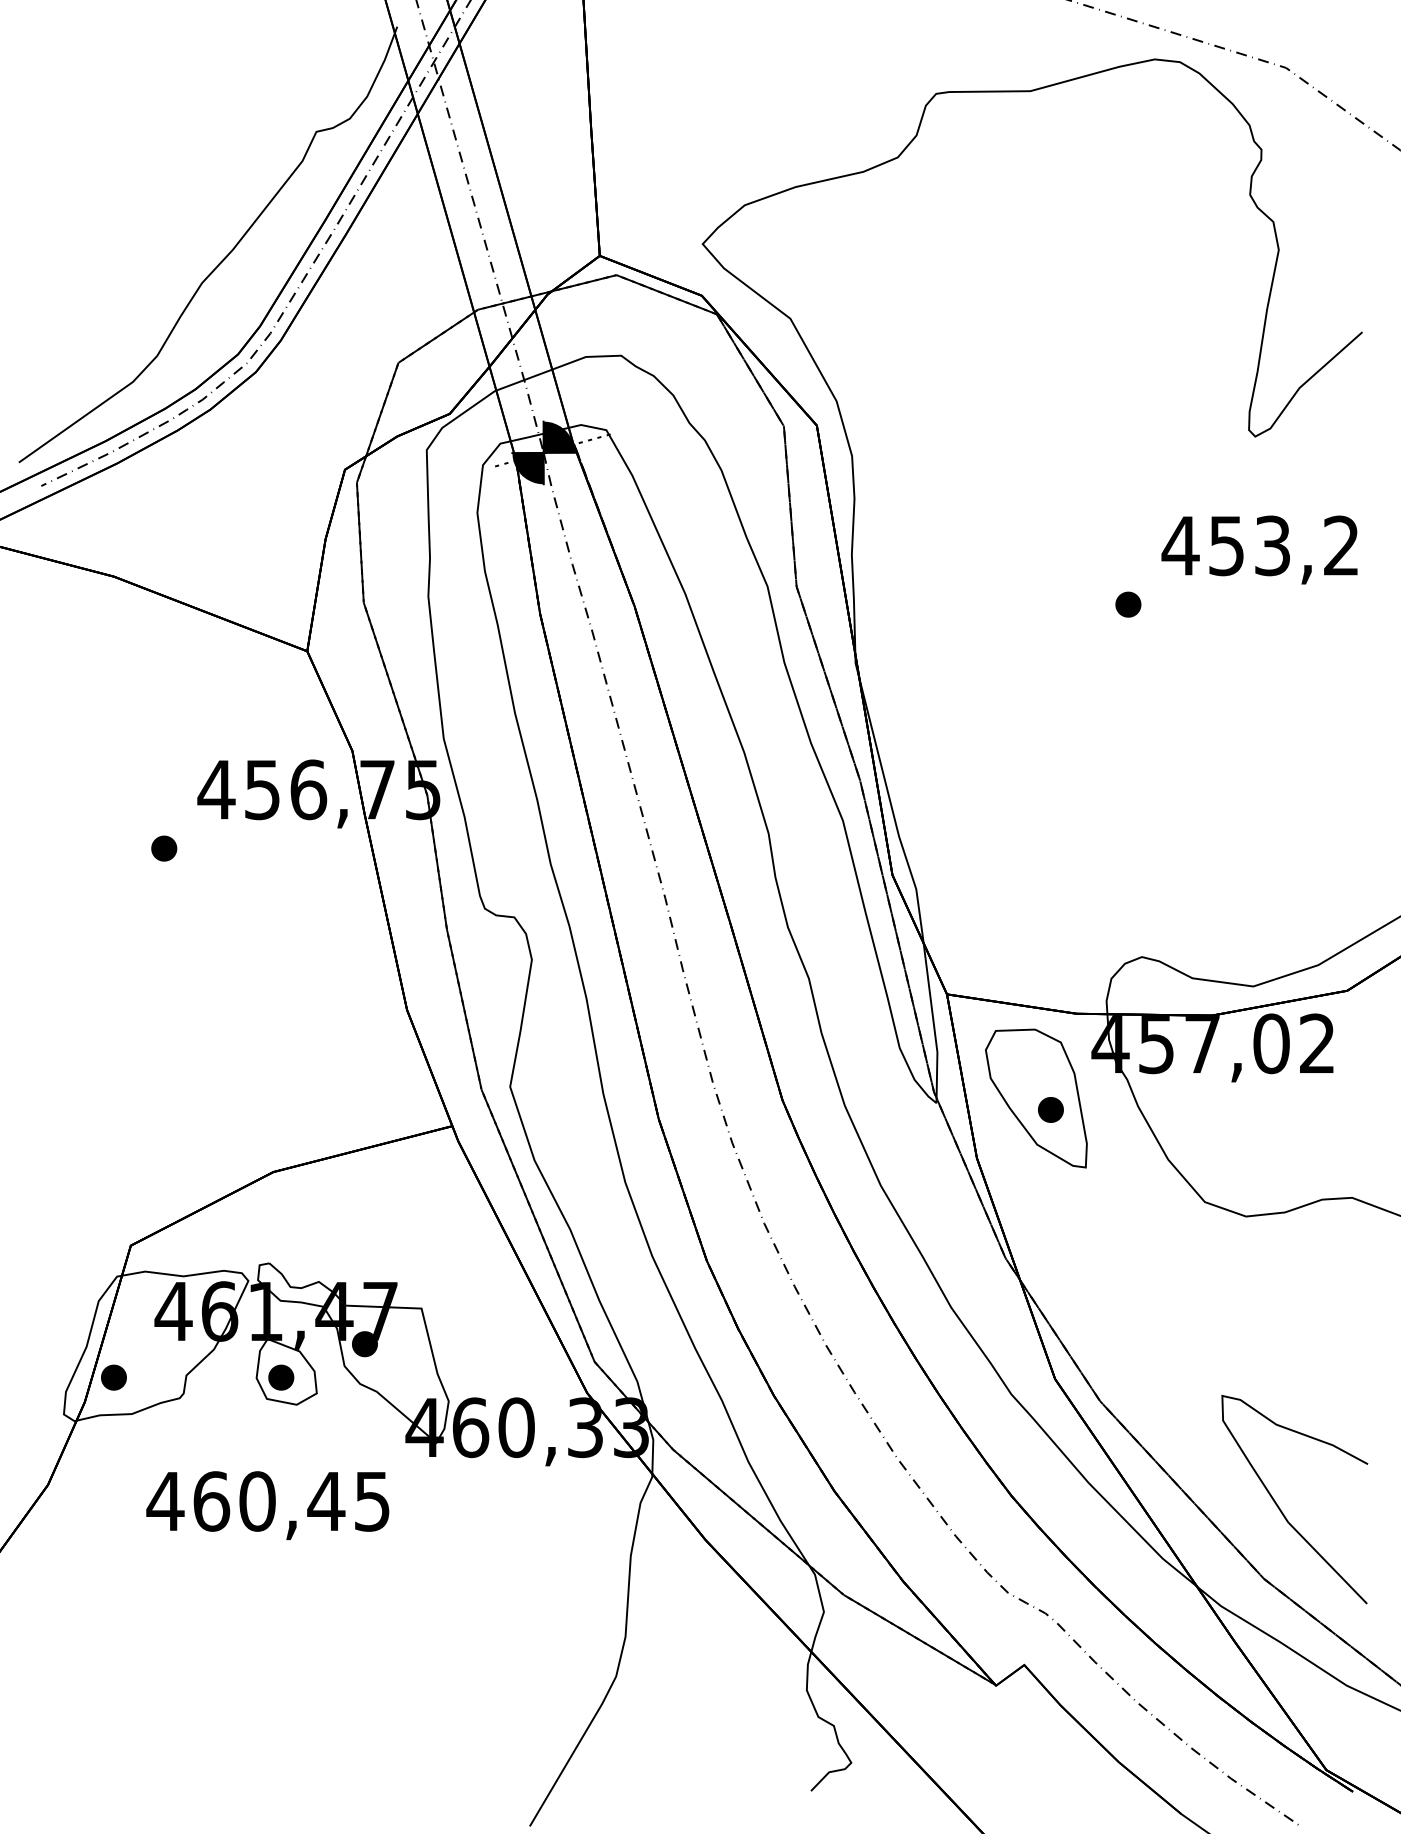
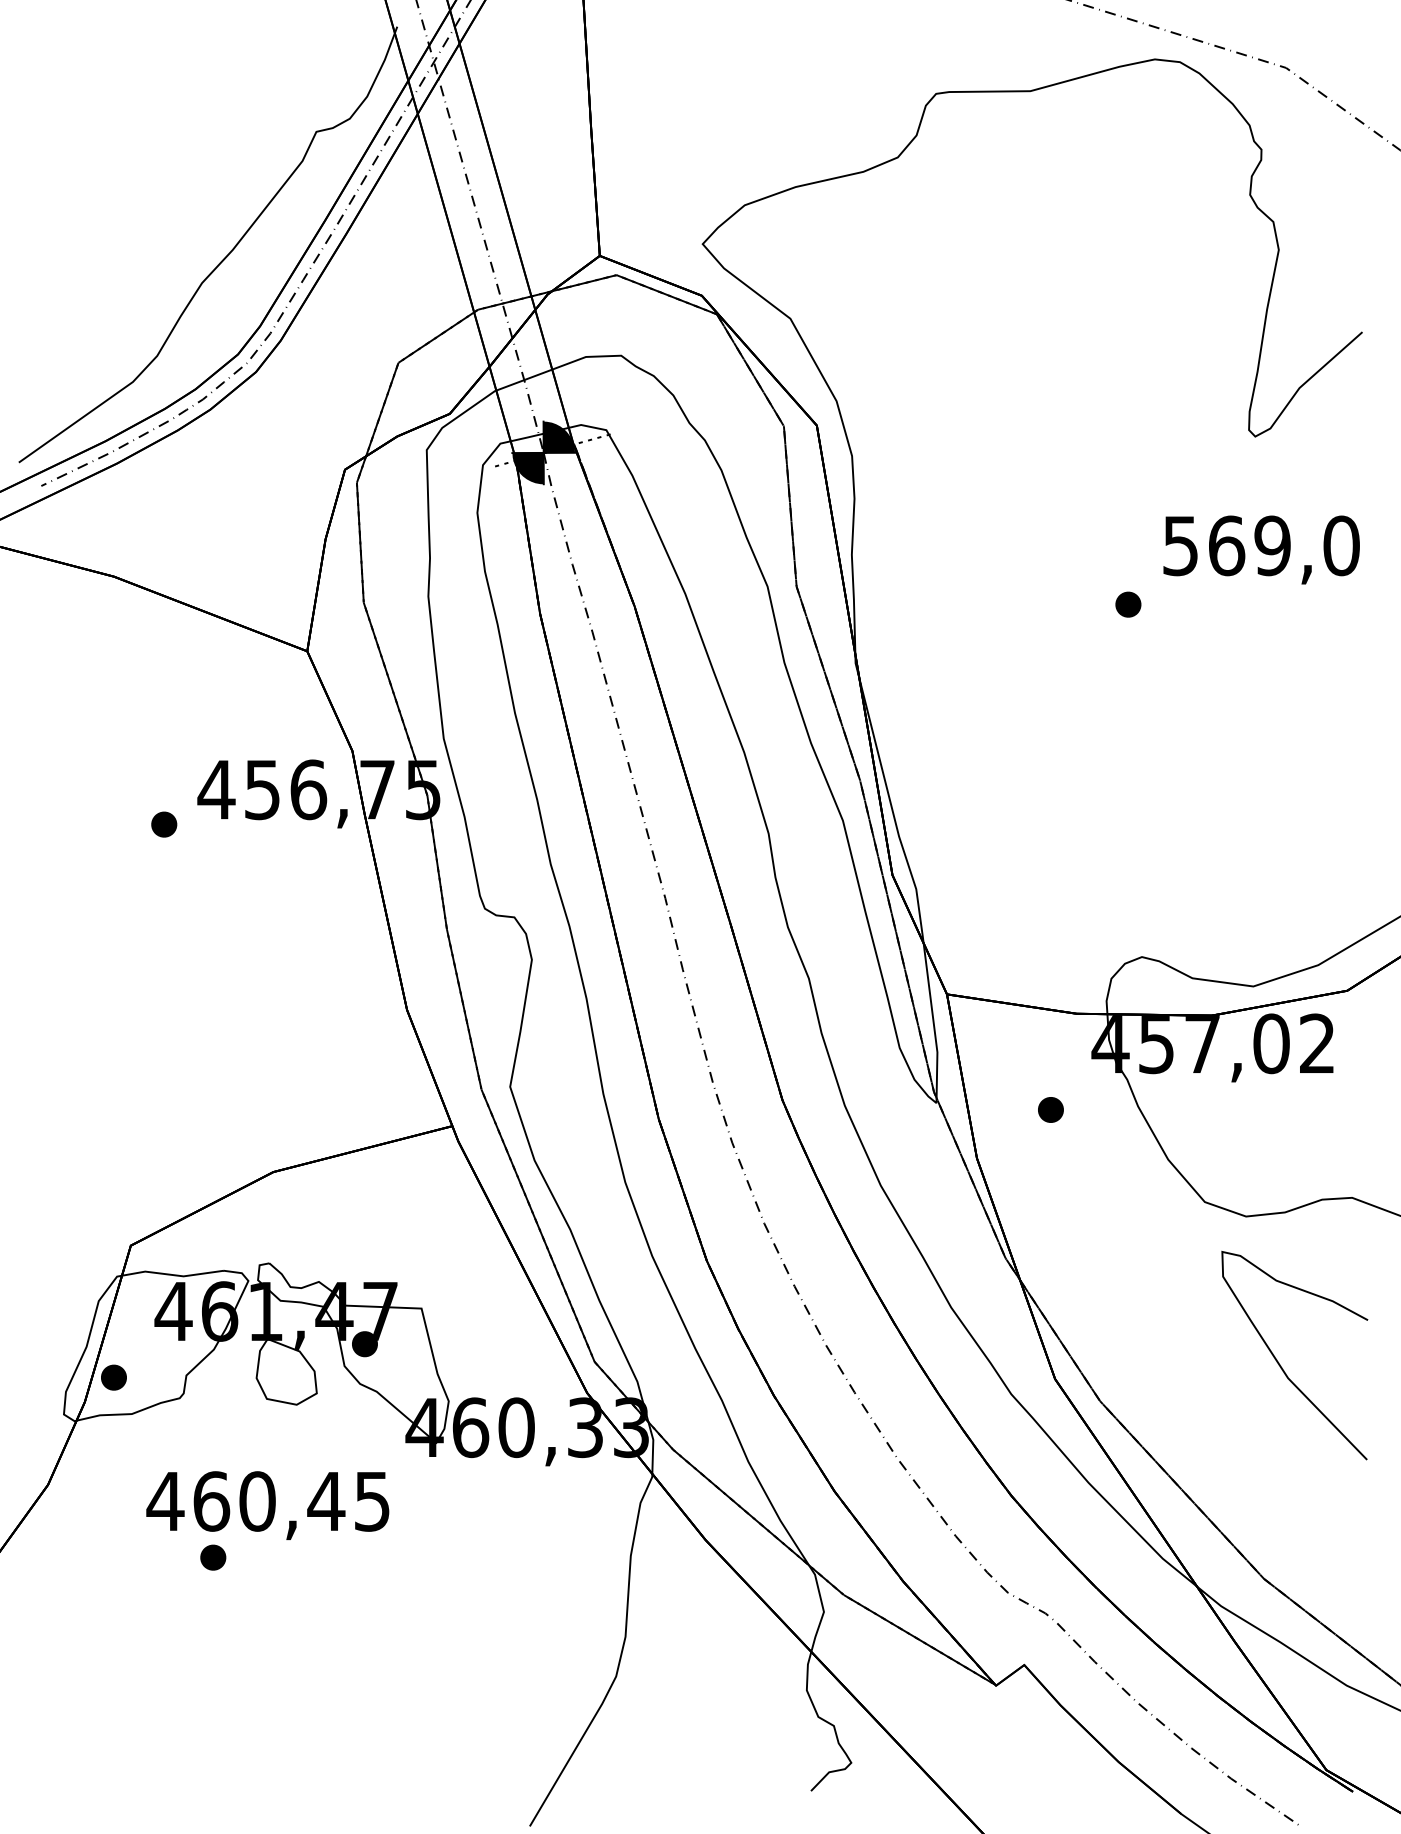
text: 453,2 -> 569,0 (1260, 545)
part position: (164, 848) -> (164, 824) (164, 824)
part: present -> none (1036, 1098)
part position: (281, 1377) -> (213, 1557) (213, 1557)
curve position: (1280, 1508) -> (1280, 1364) (1280, 1364)
